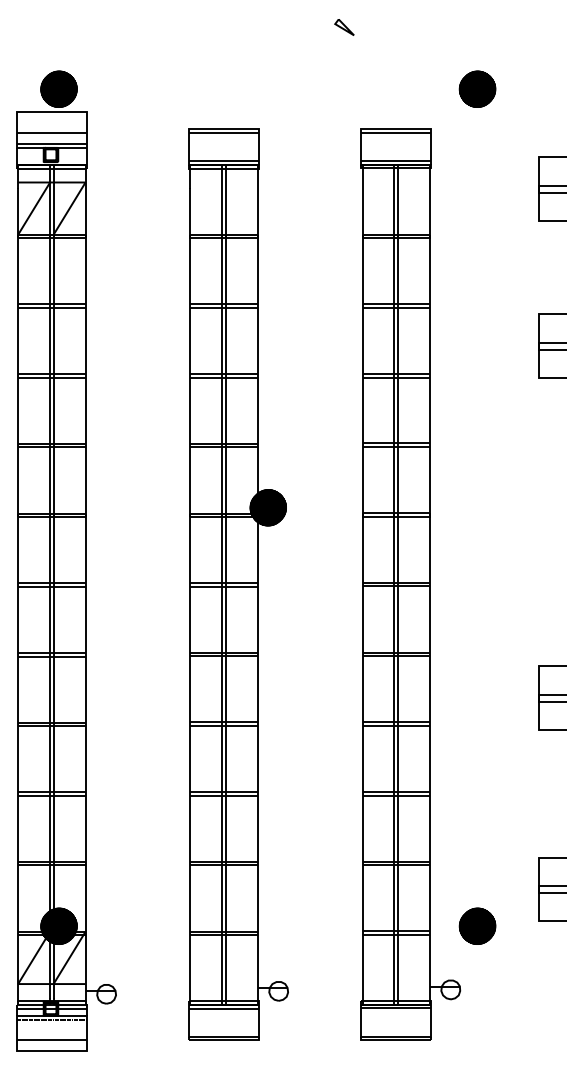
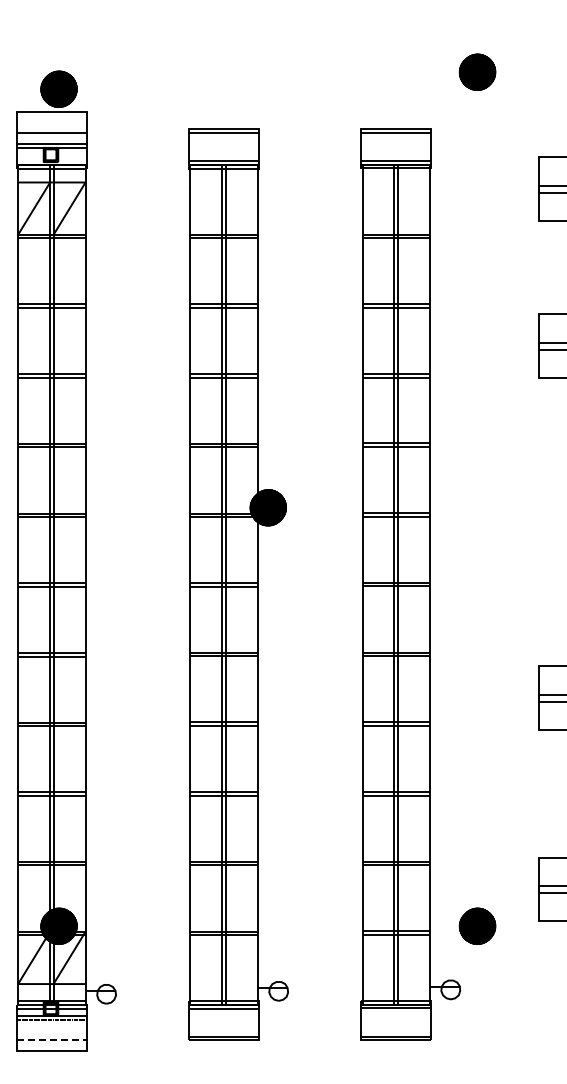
part: present -> none (344, 27)
part position: (477, 88) -> (477, 71) (477, 71)
line: solid -> dashed (51, 1040)
